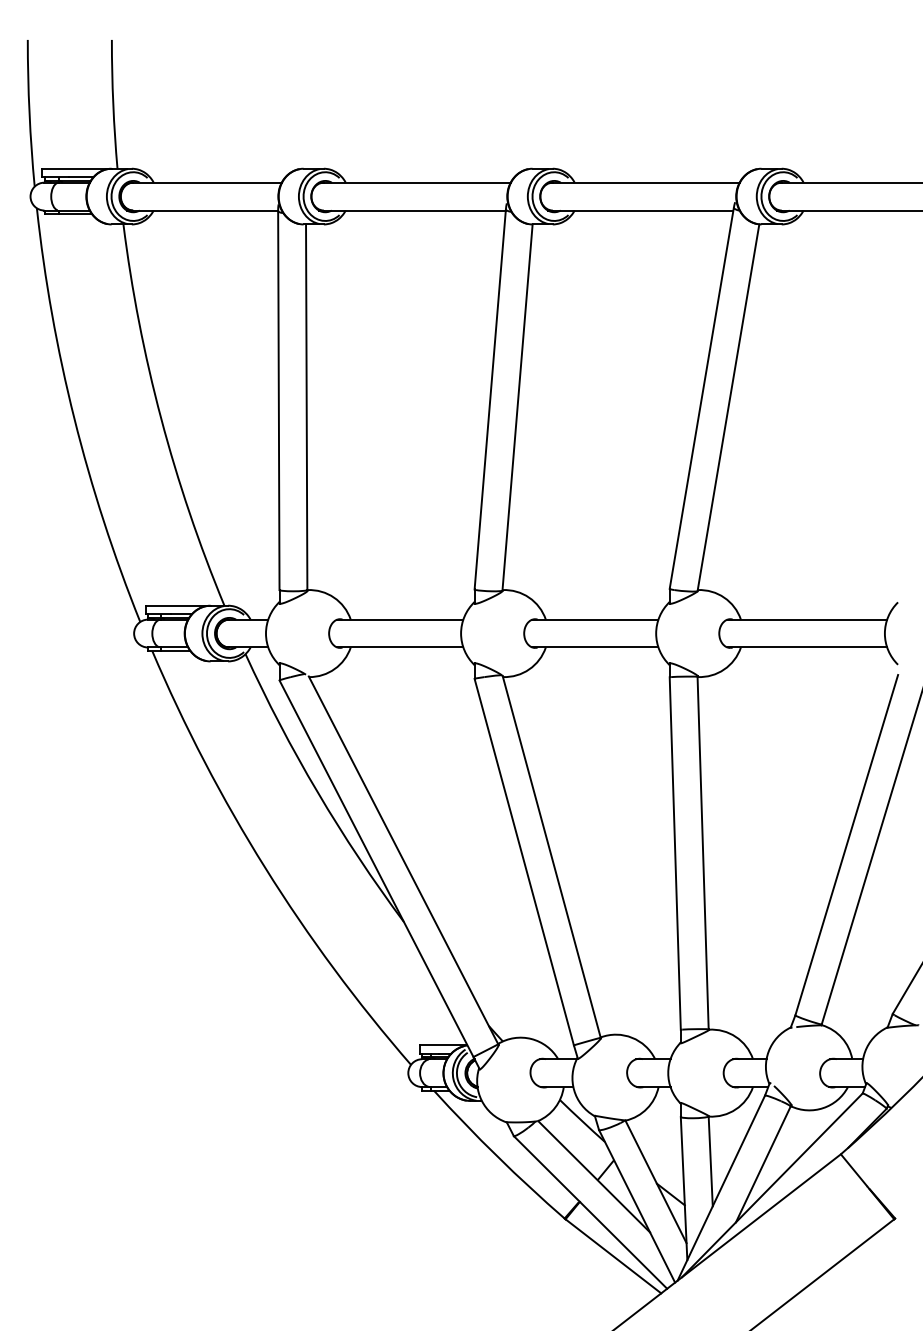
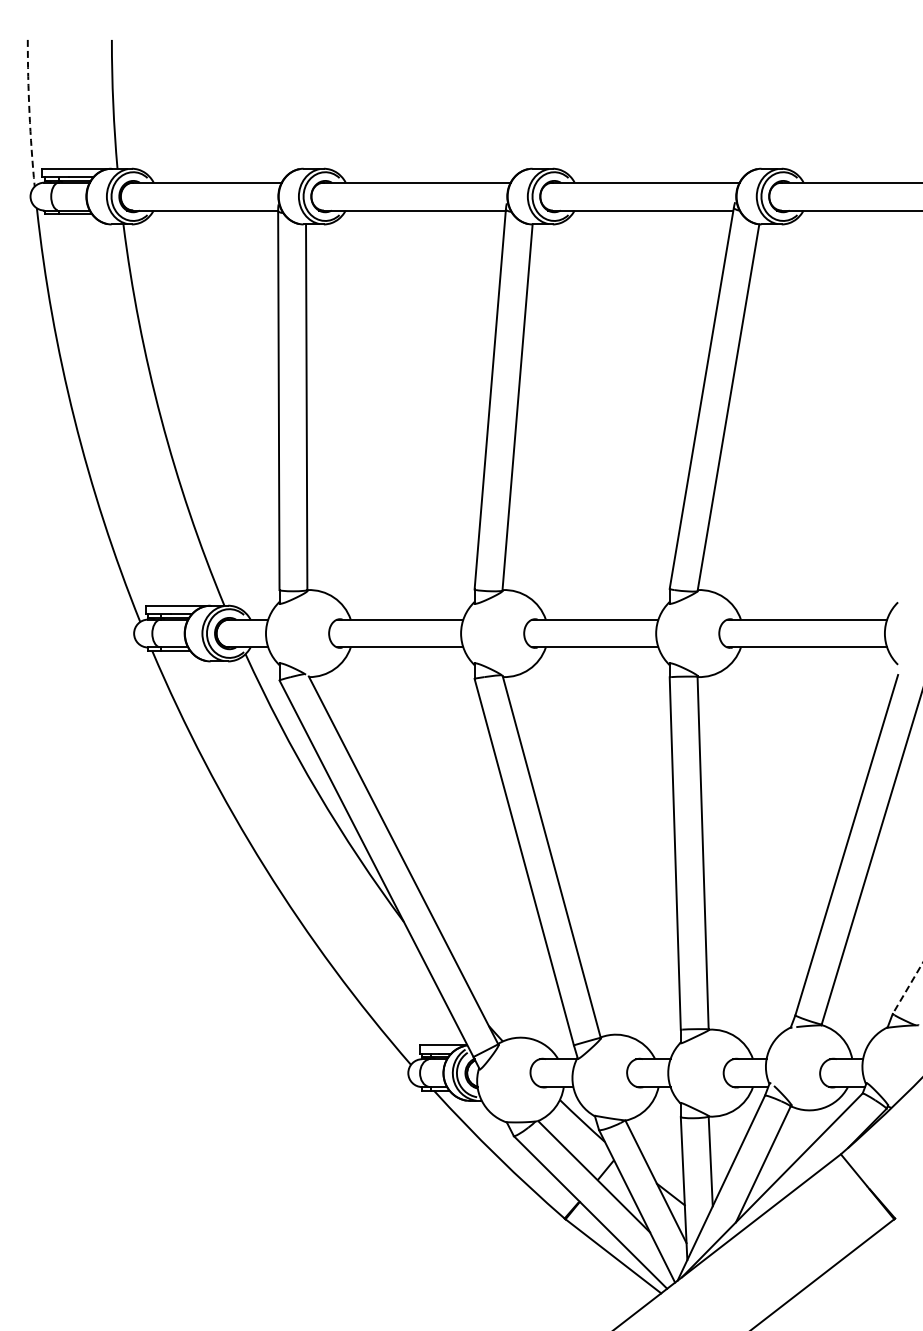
arc: solid -> dashed (29, 113)
line: solid -> dashed (907, 988)
